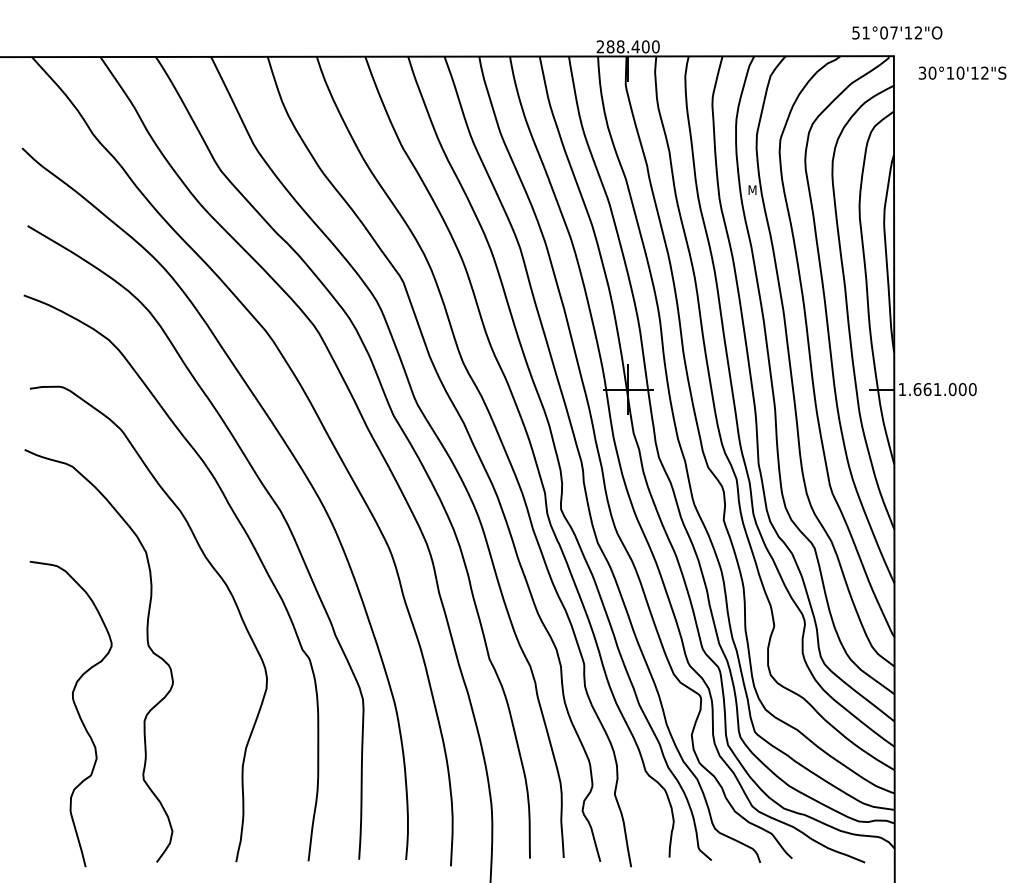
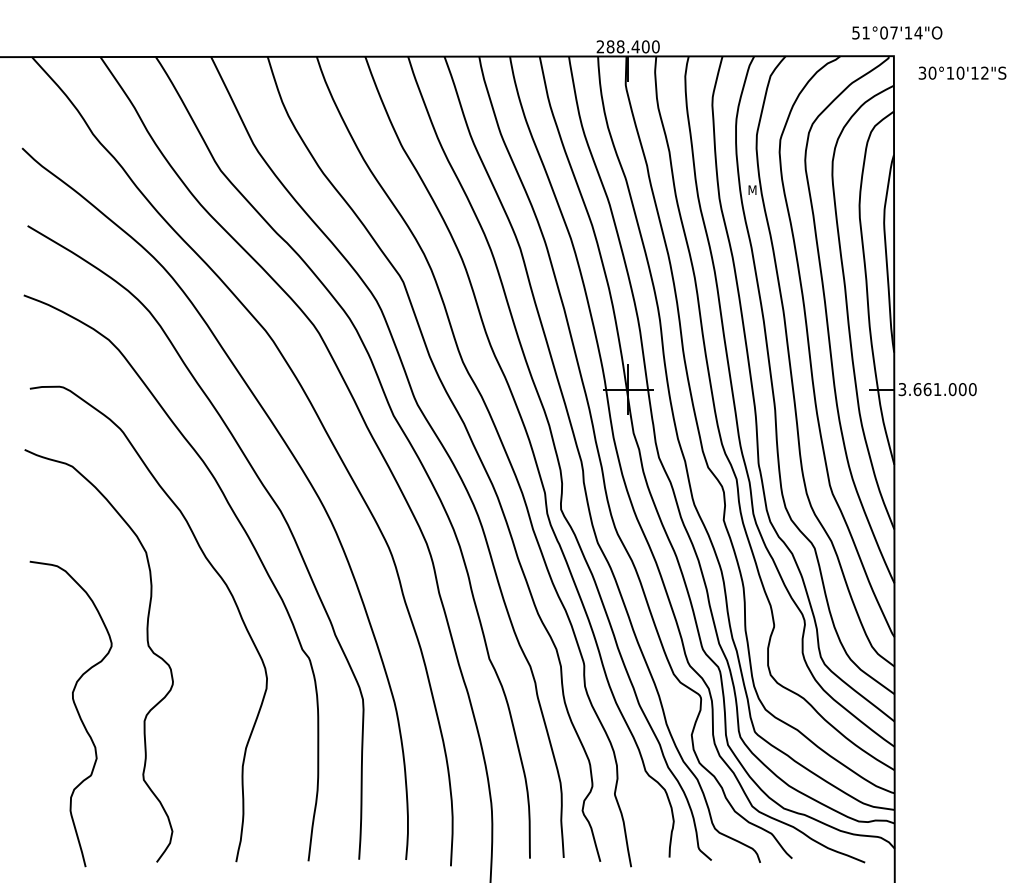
text: 51°07'12"O -> 51°07'14"O (918, 32)
text: 1.661.000 -> 3.661.000 (902, 389)
